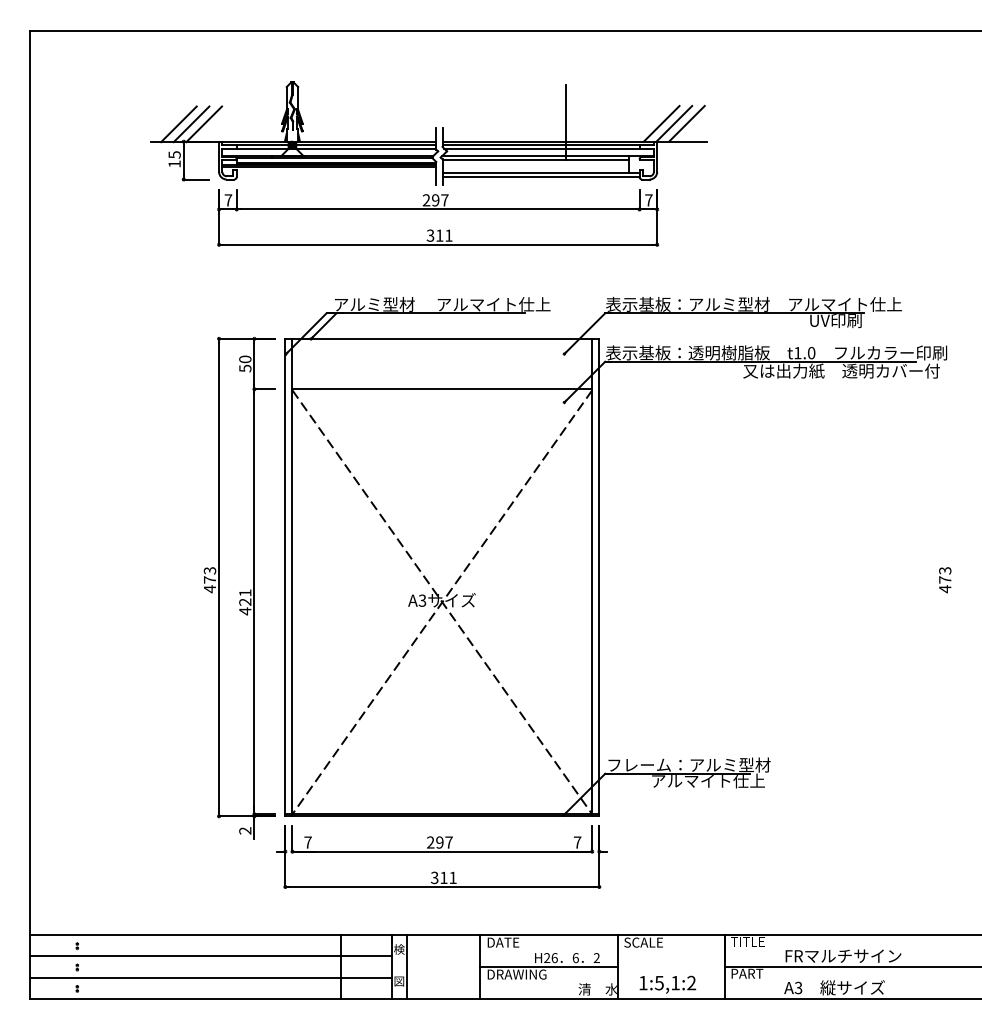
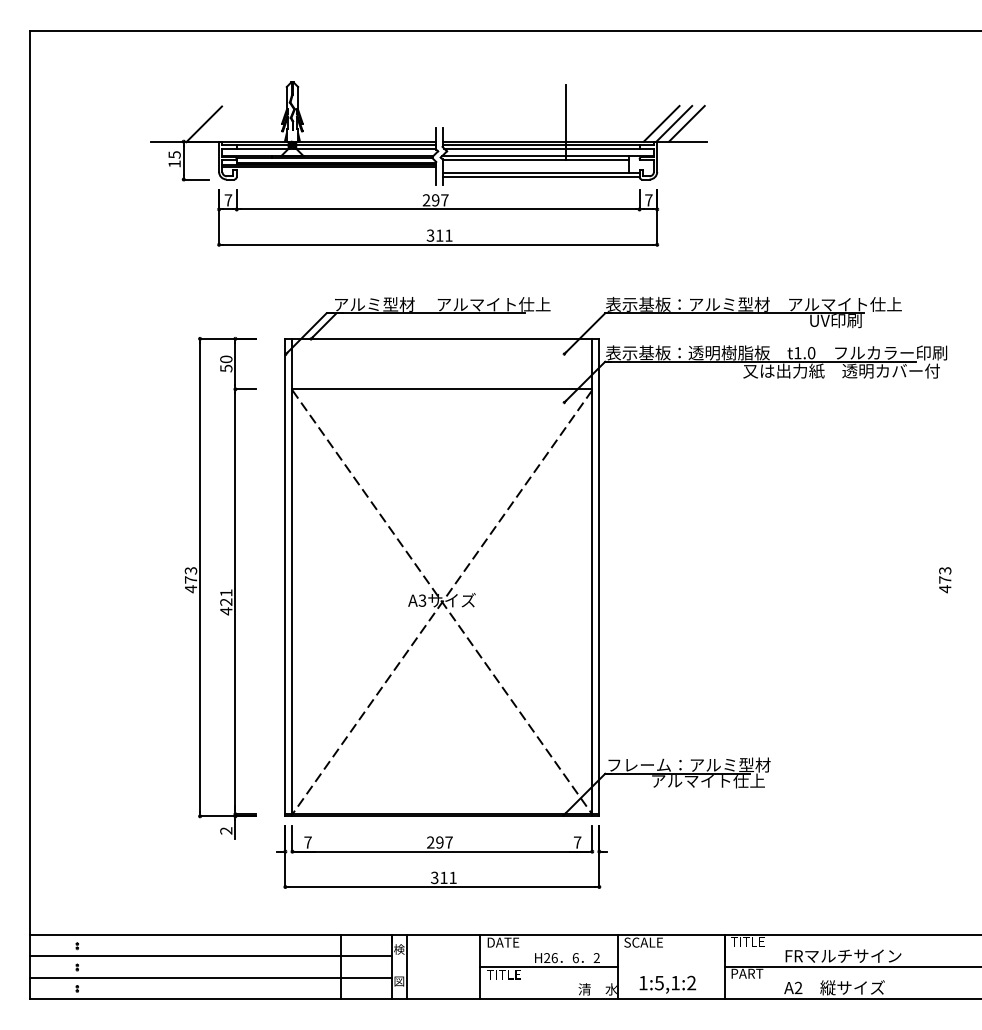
line: present -> none (178, 124)
line: present -> none (191, 124)
part position: (239, 588) -> (220, 588) (220, 588)
text: DRAWING -> TITLE (516, 974)
text: A3 -> A2 (798, 988)
